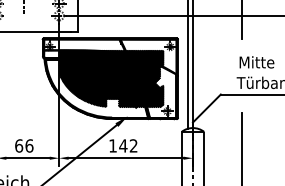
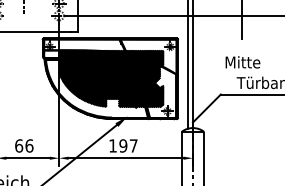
text position: (256, 62) -> (242, 62) (242, 62)
text: 142 -> 197 (128, 145)
line: present -> none (242, 147)
